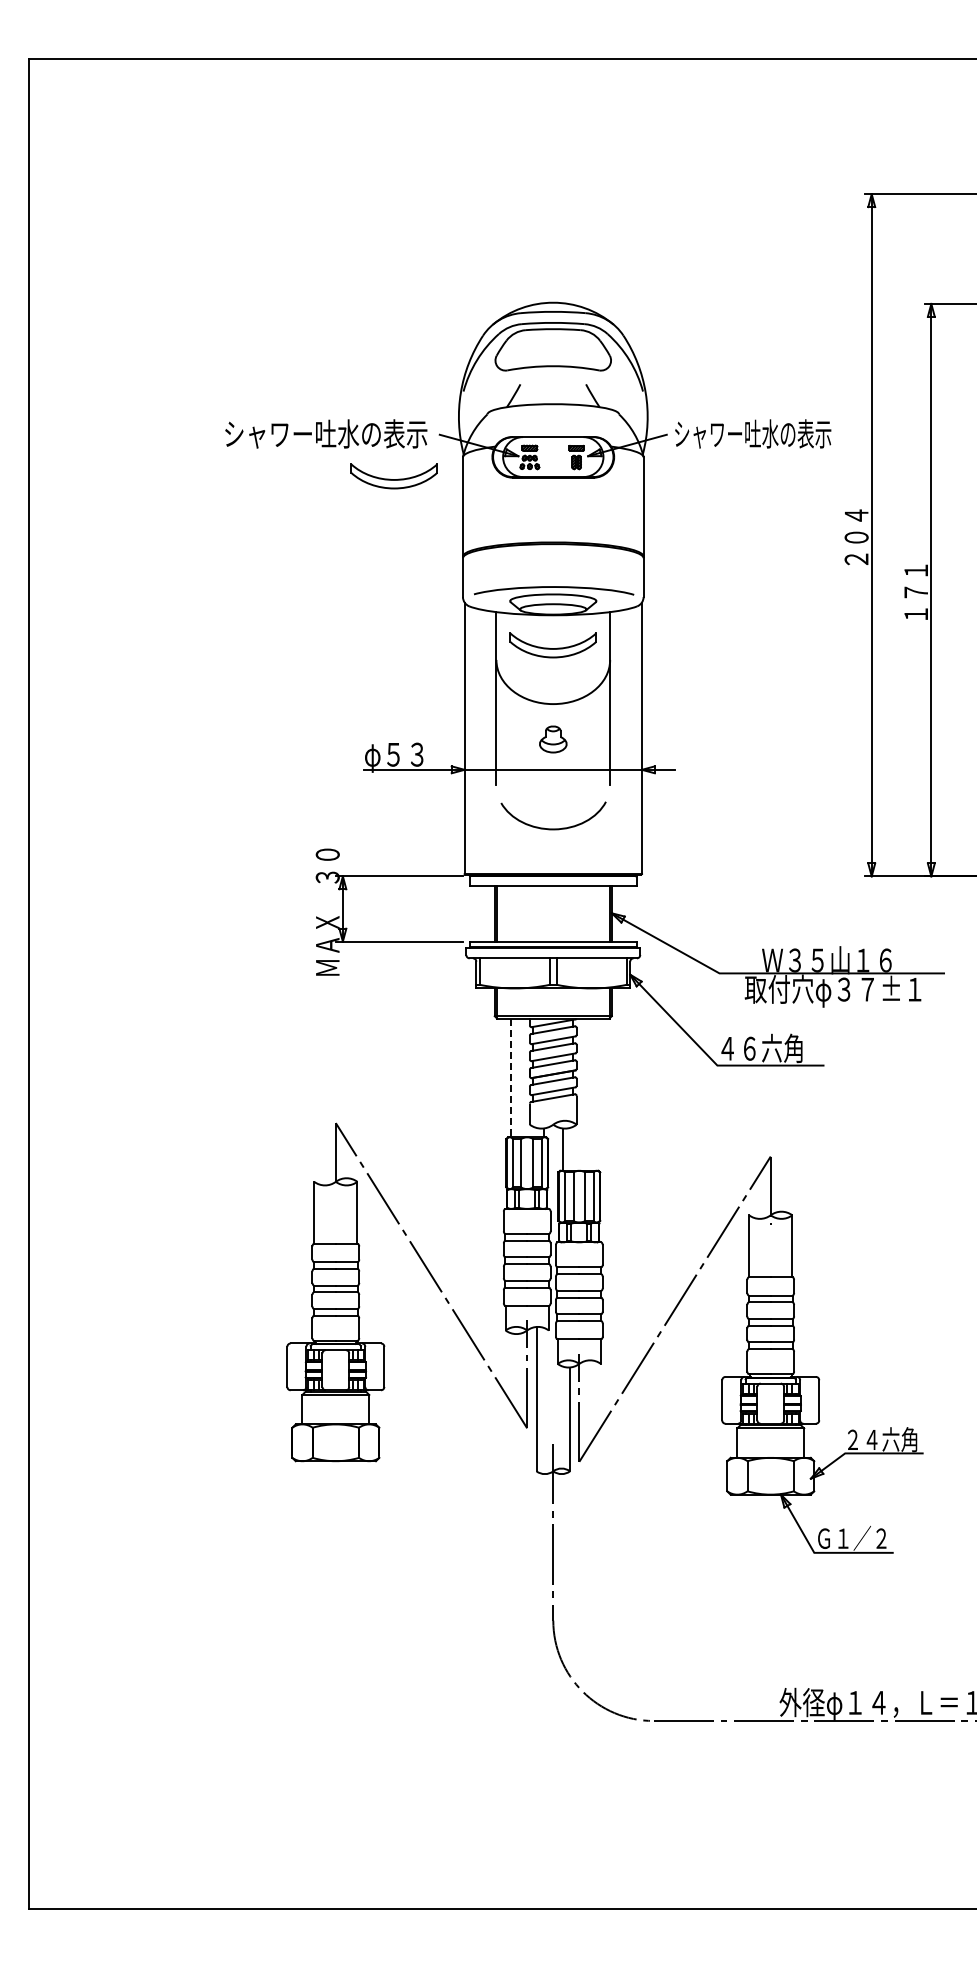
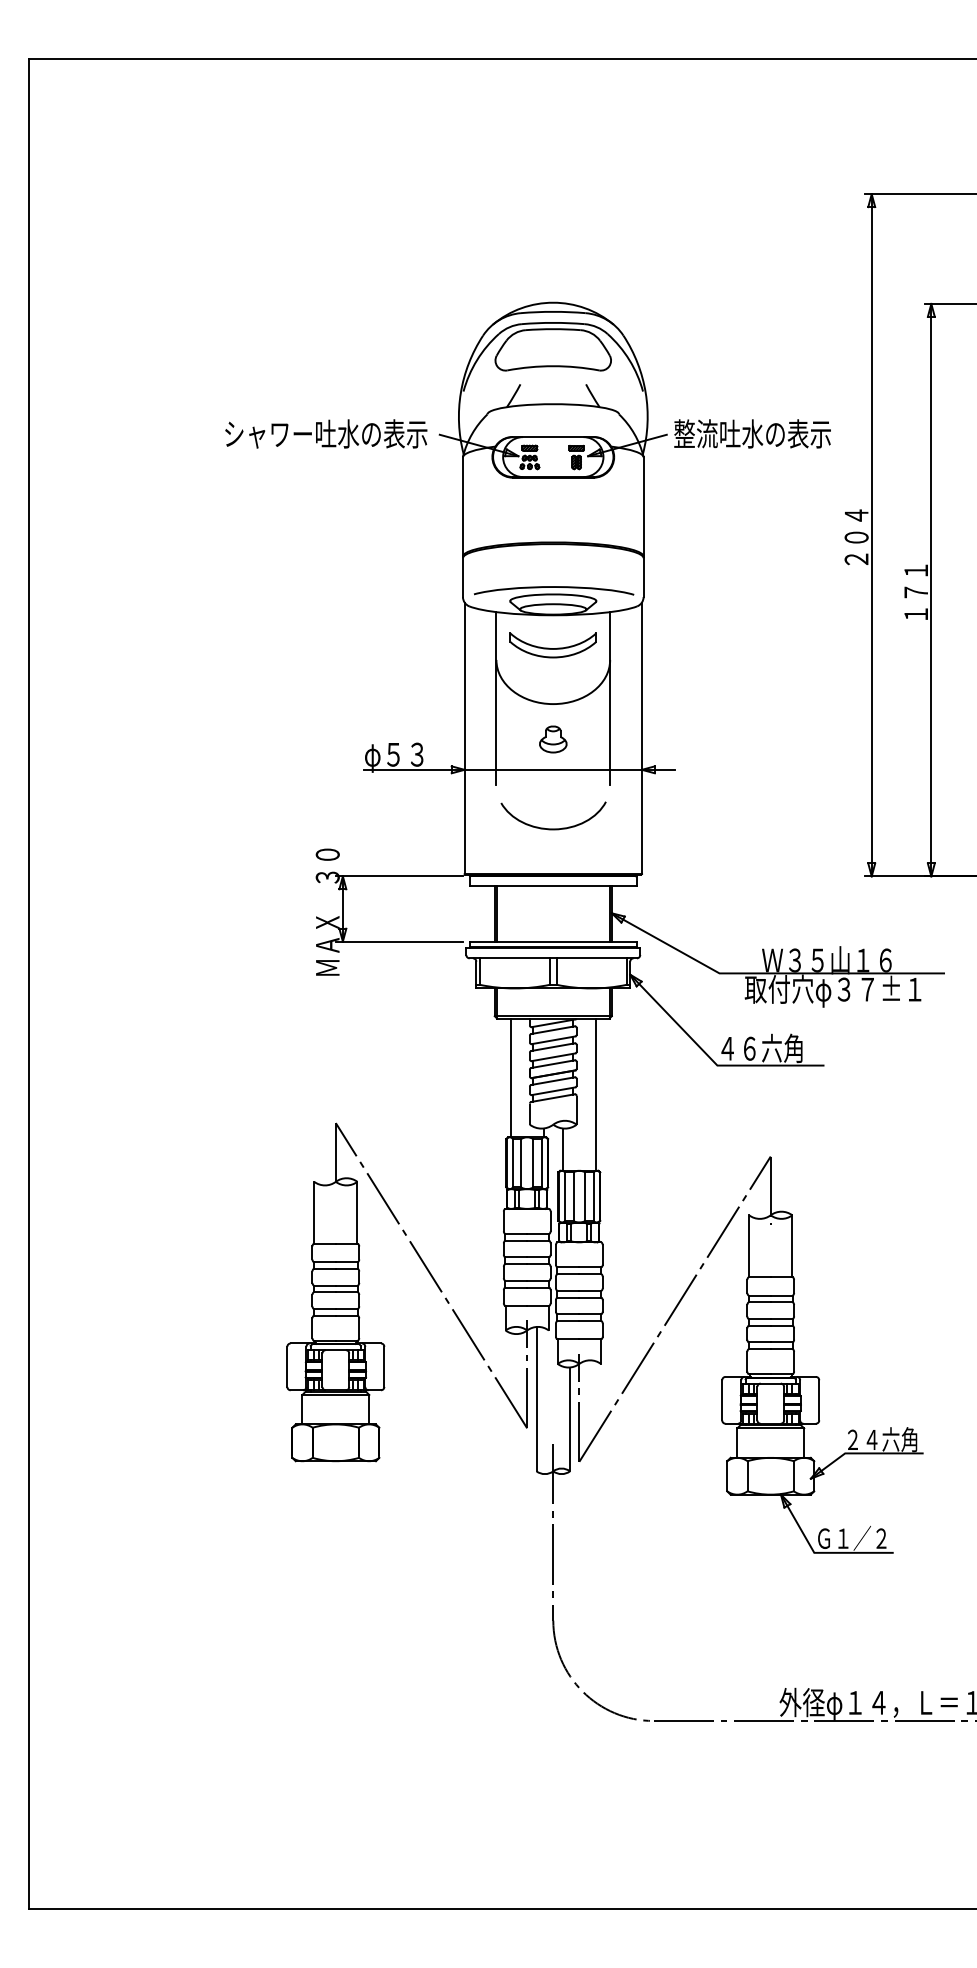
text: シャワー吐水の表示 -> 整流吐水の表示 (752, 433)
part: present -> none (393, 476)
line: dashed -> solid (510, 1078)
line: none -> present (596, 1094)
